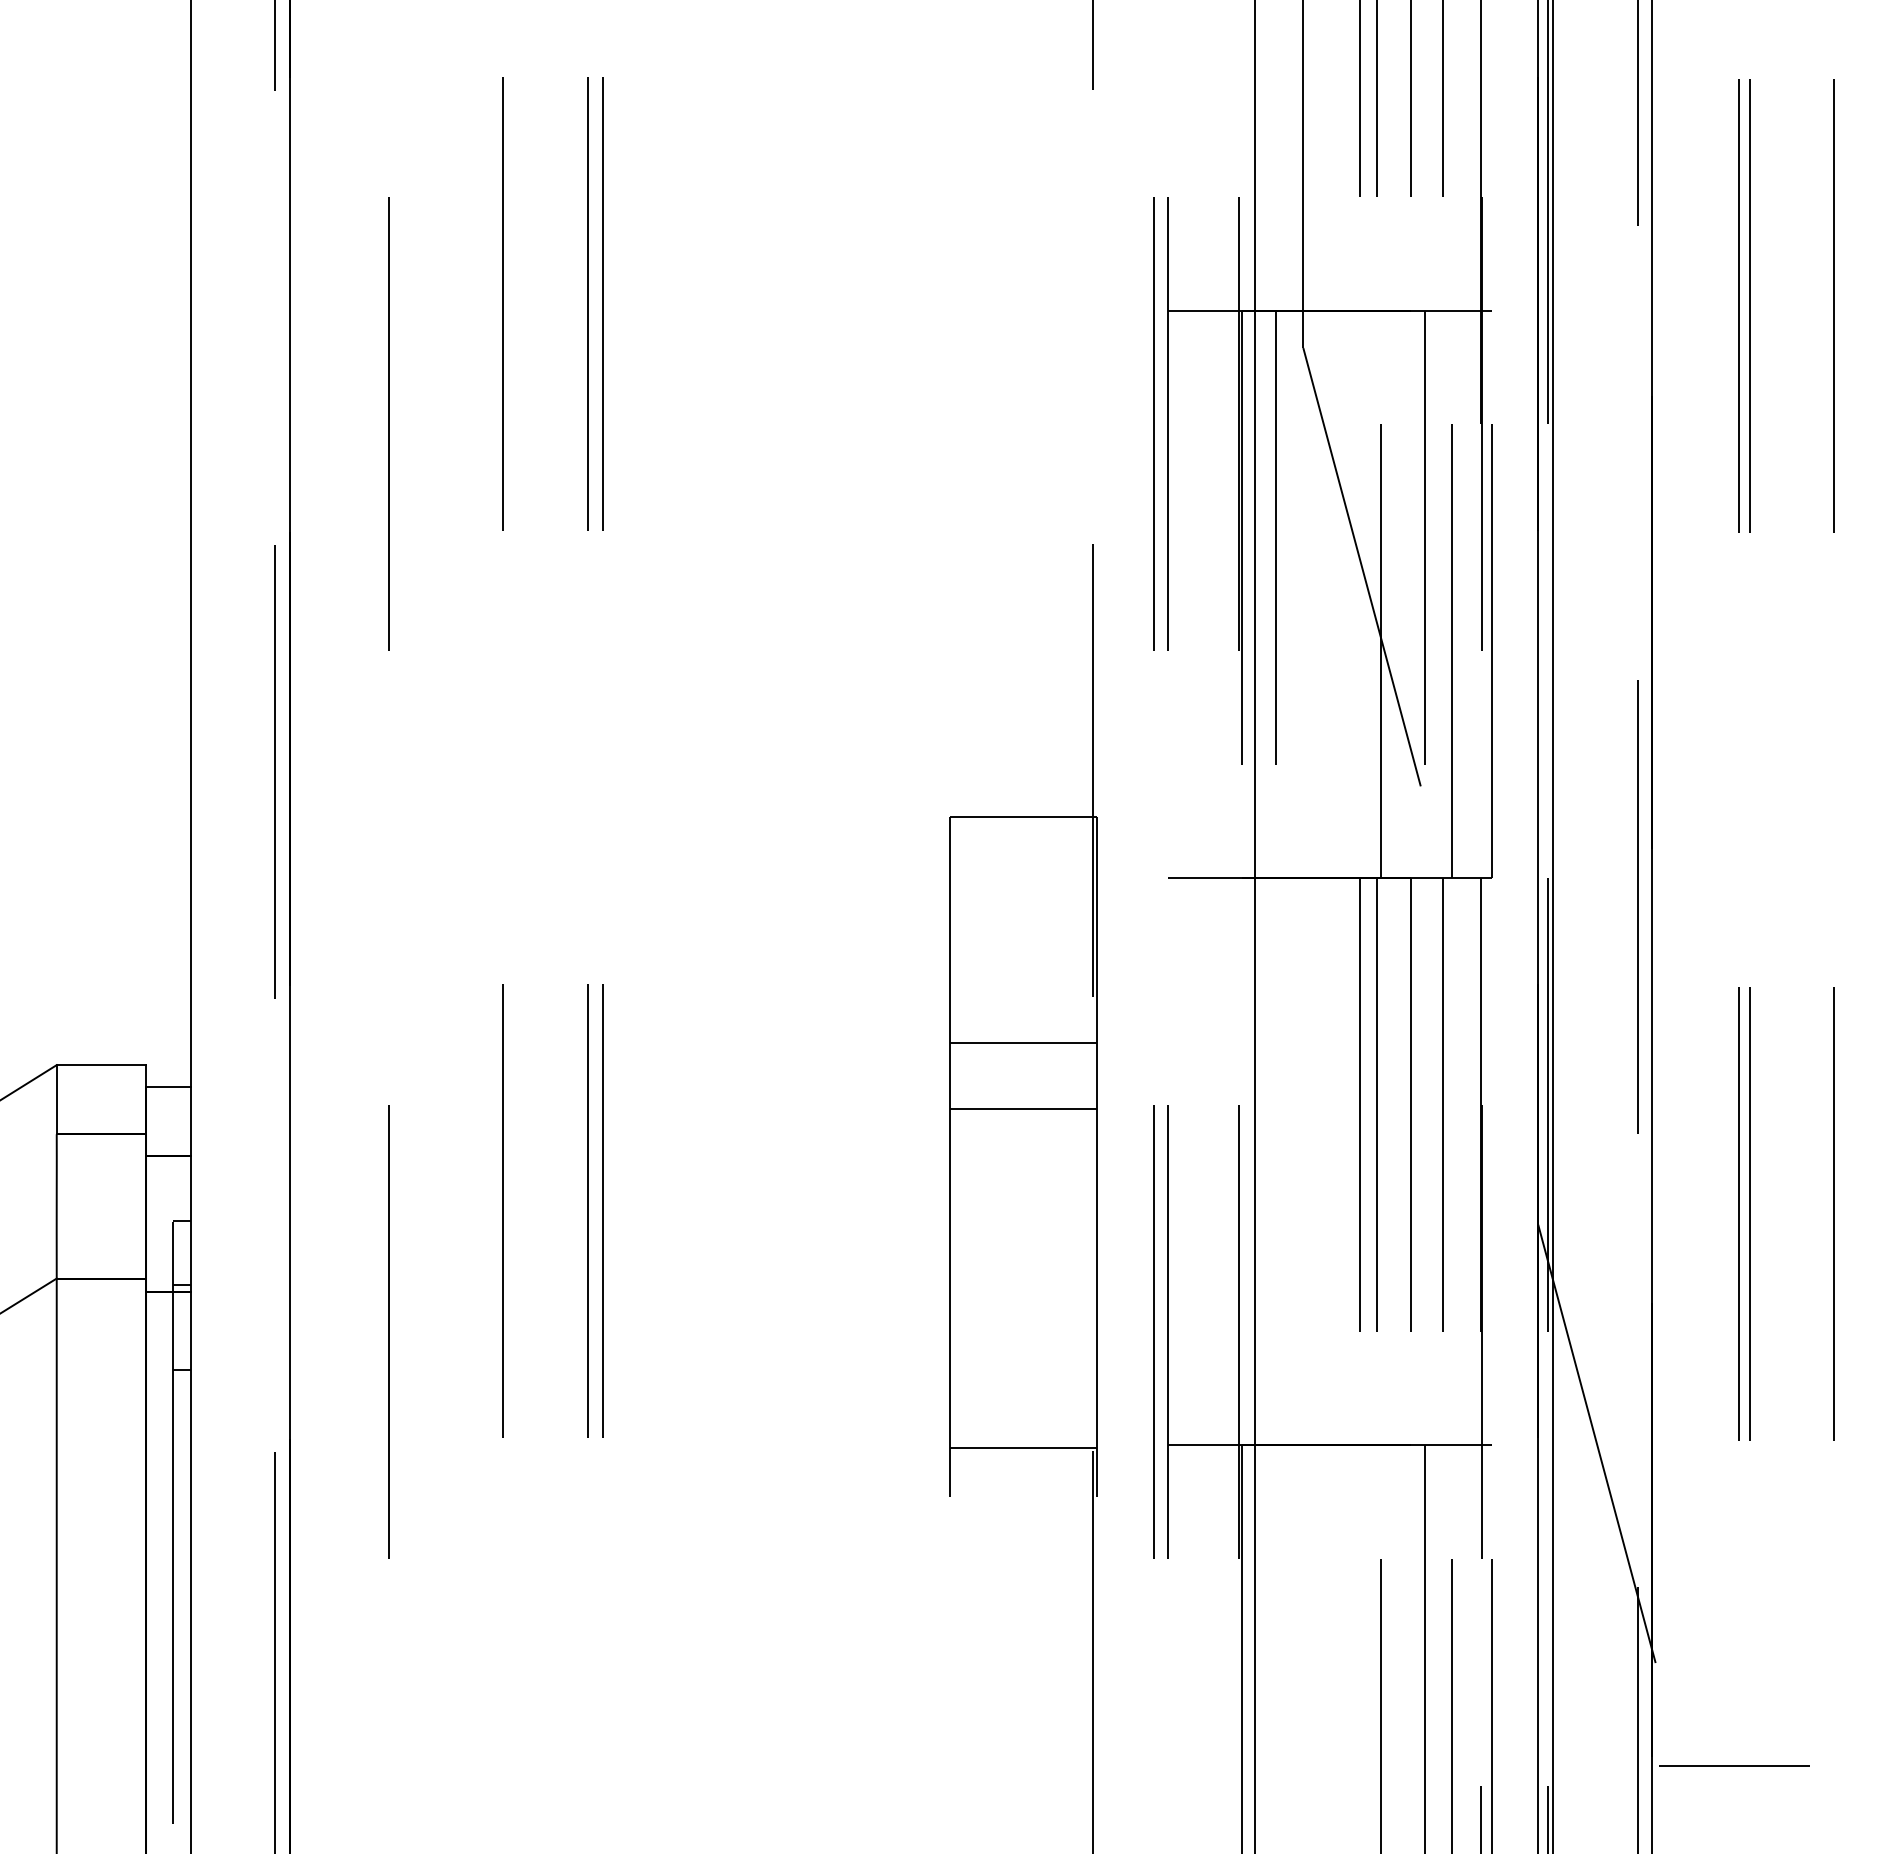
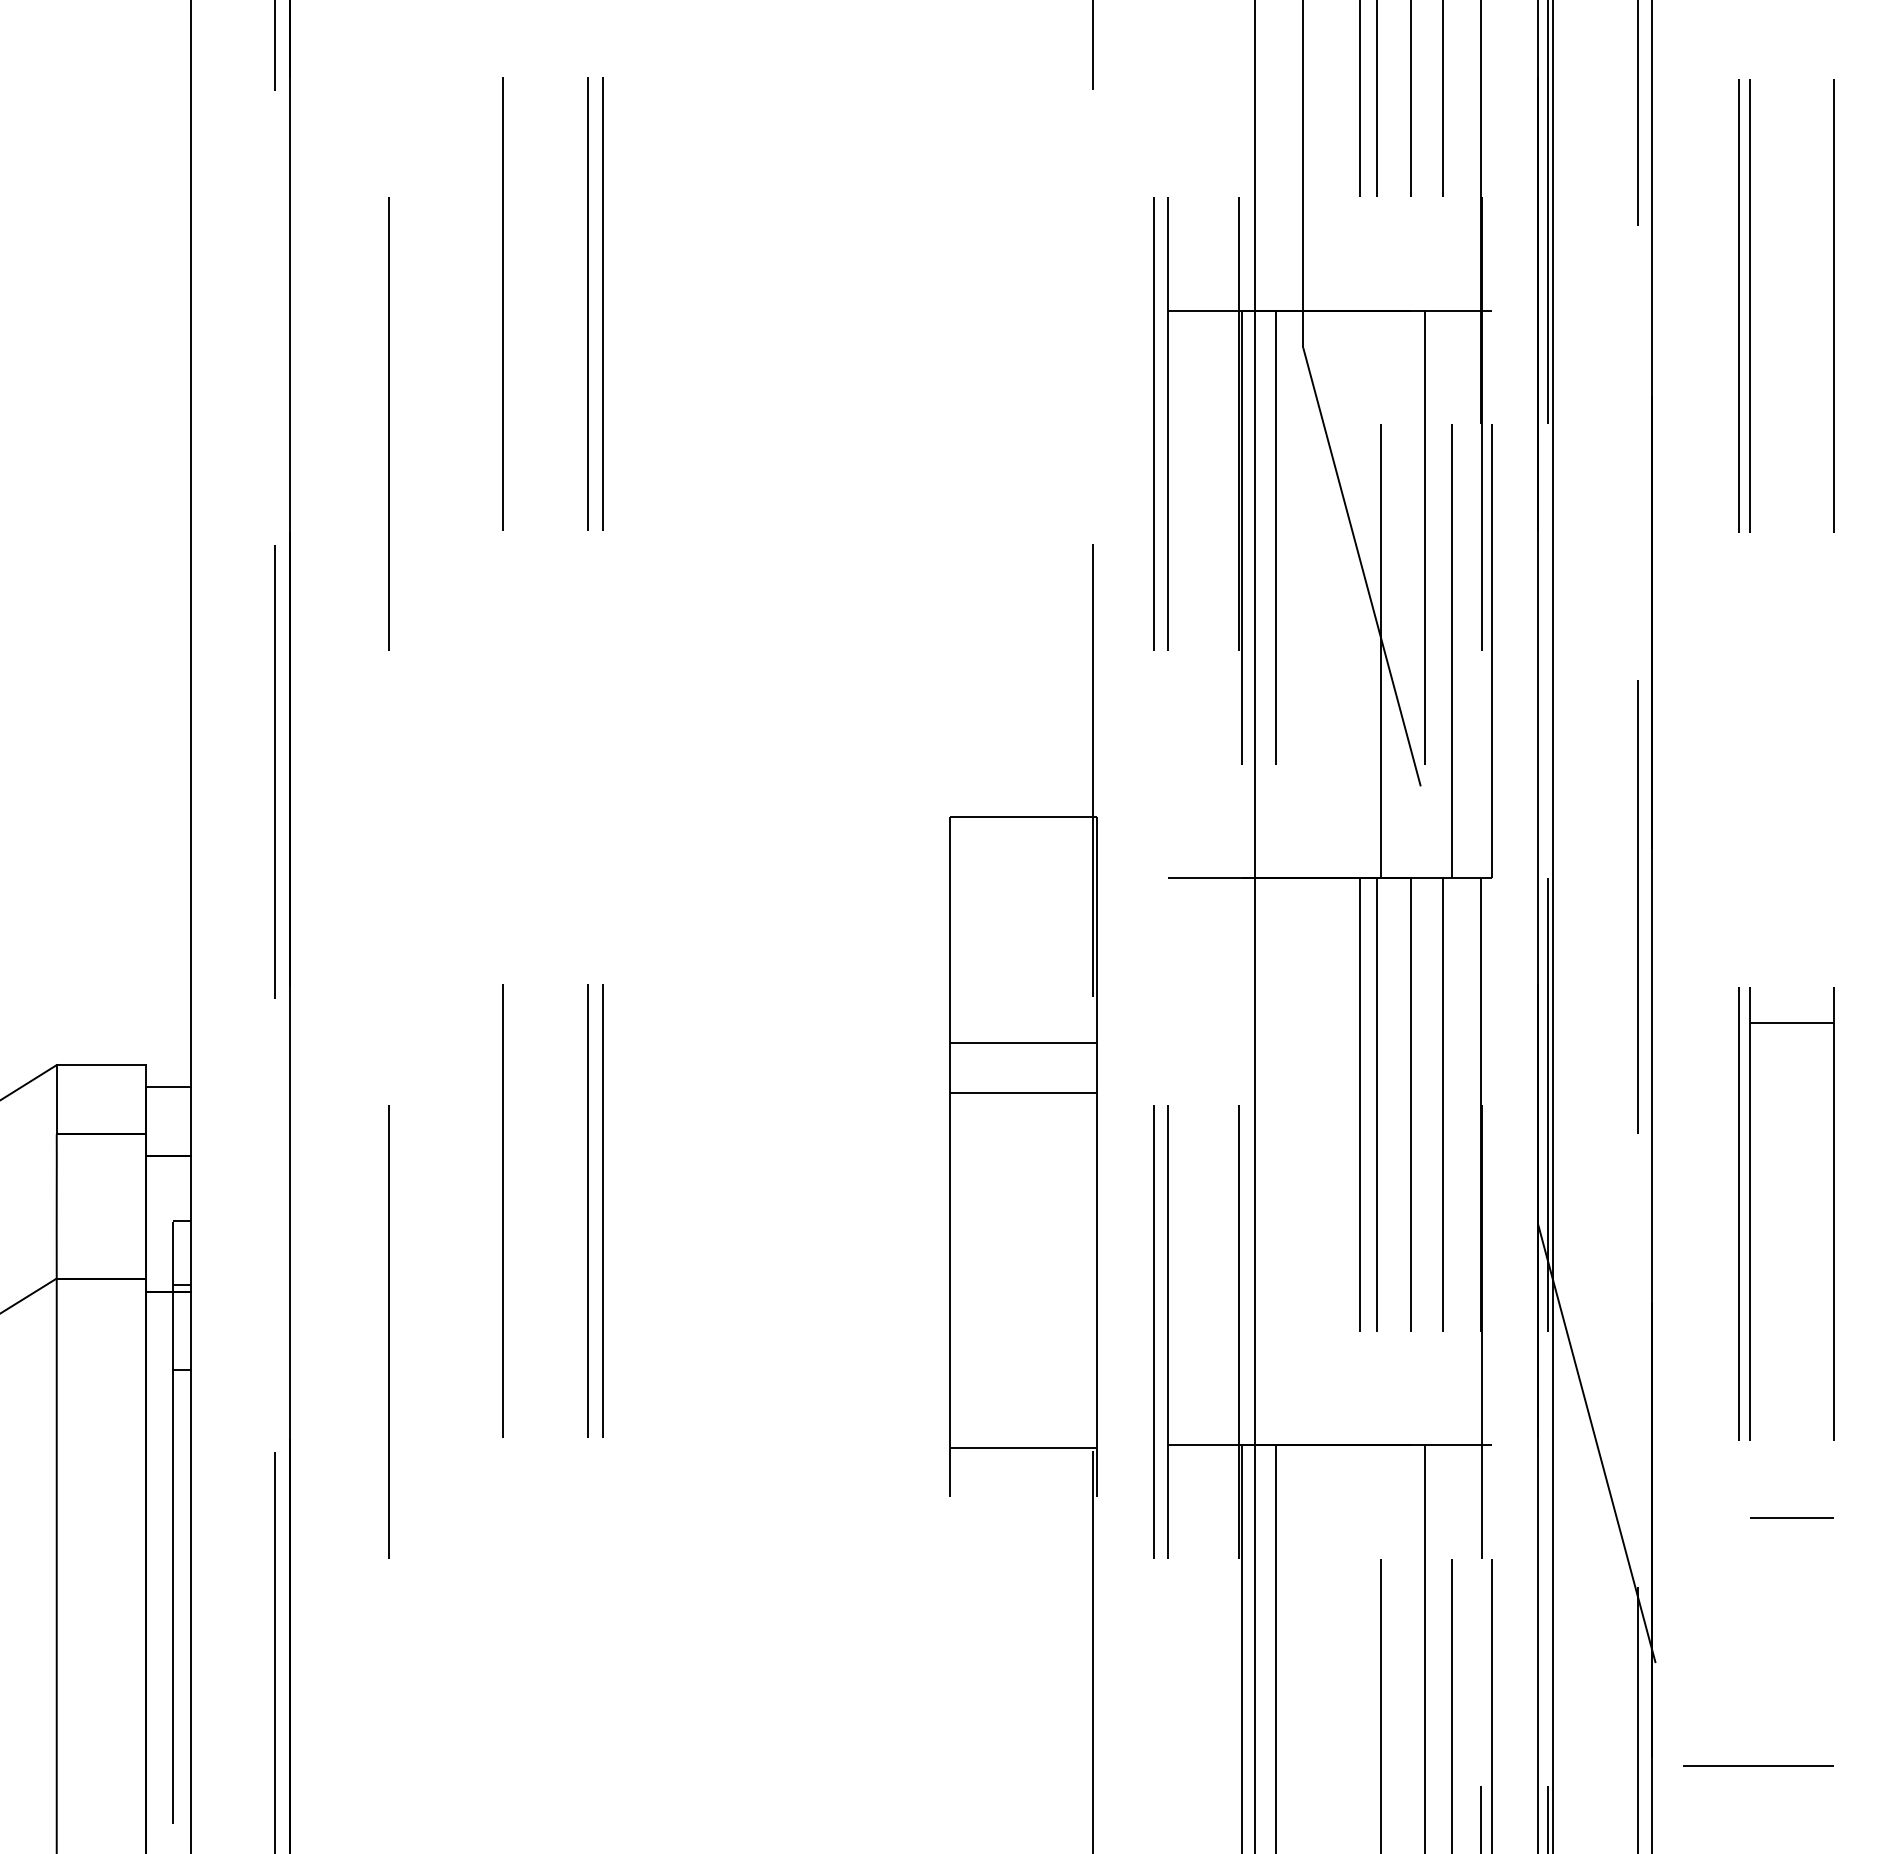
line: none -> present (1791, 1022)
line position: (1023, 1109) -> (1023, 1093) (1023, 1093)
line: none -> present (1791, 1517)
line: none -> present (1276, 1647)
line position: (1734, 1765) -> (1758, 1765) (1758, 1765)
